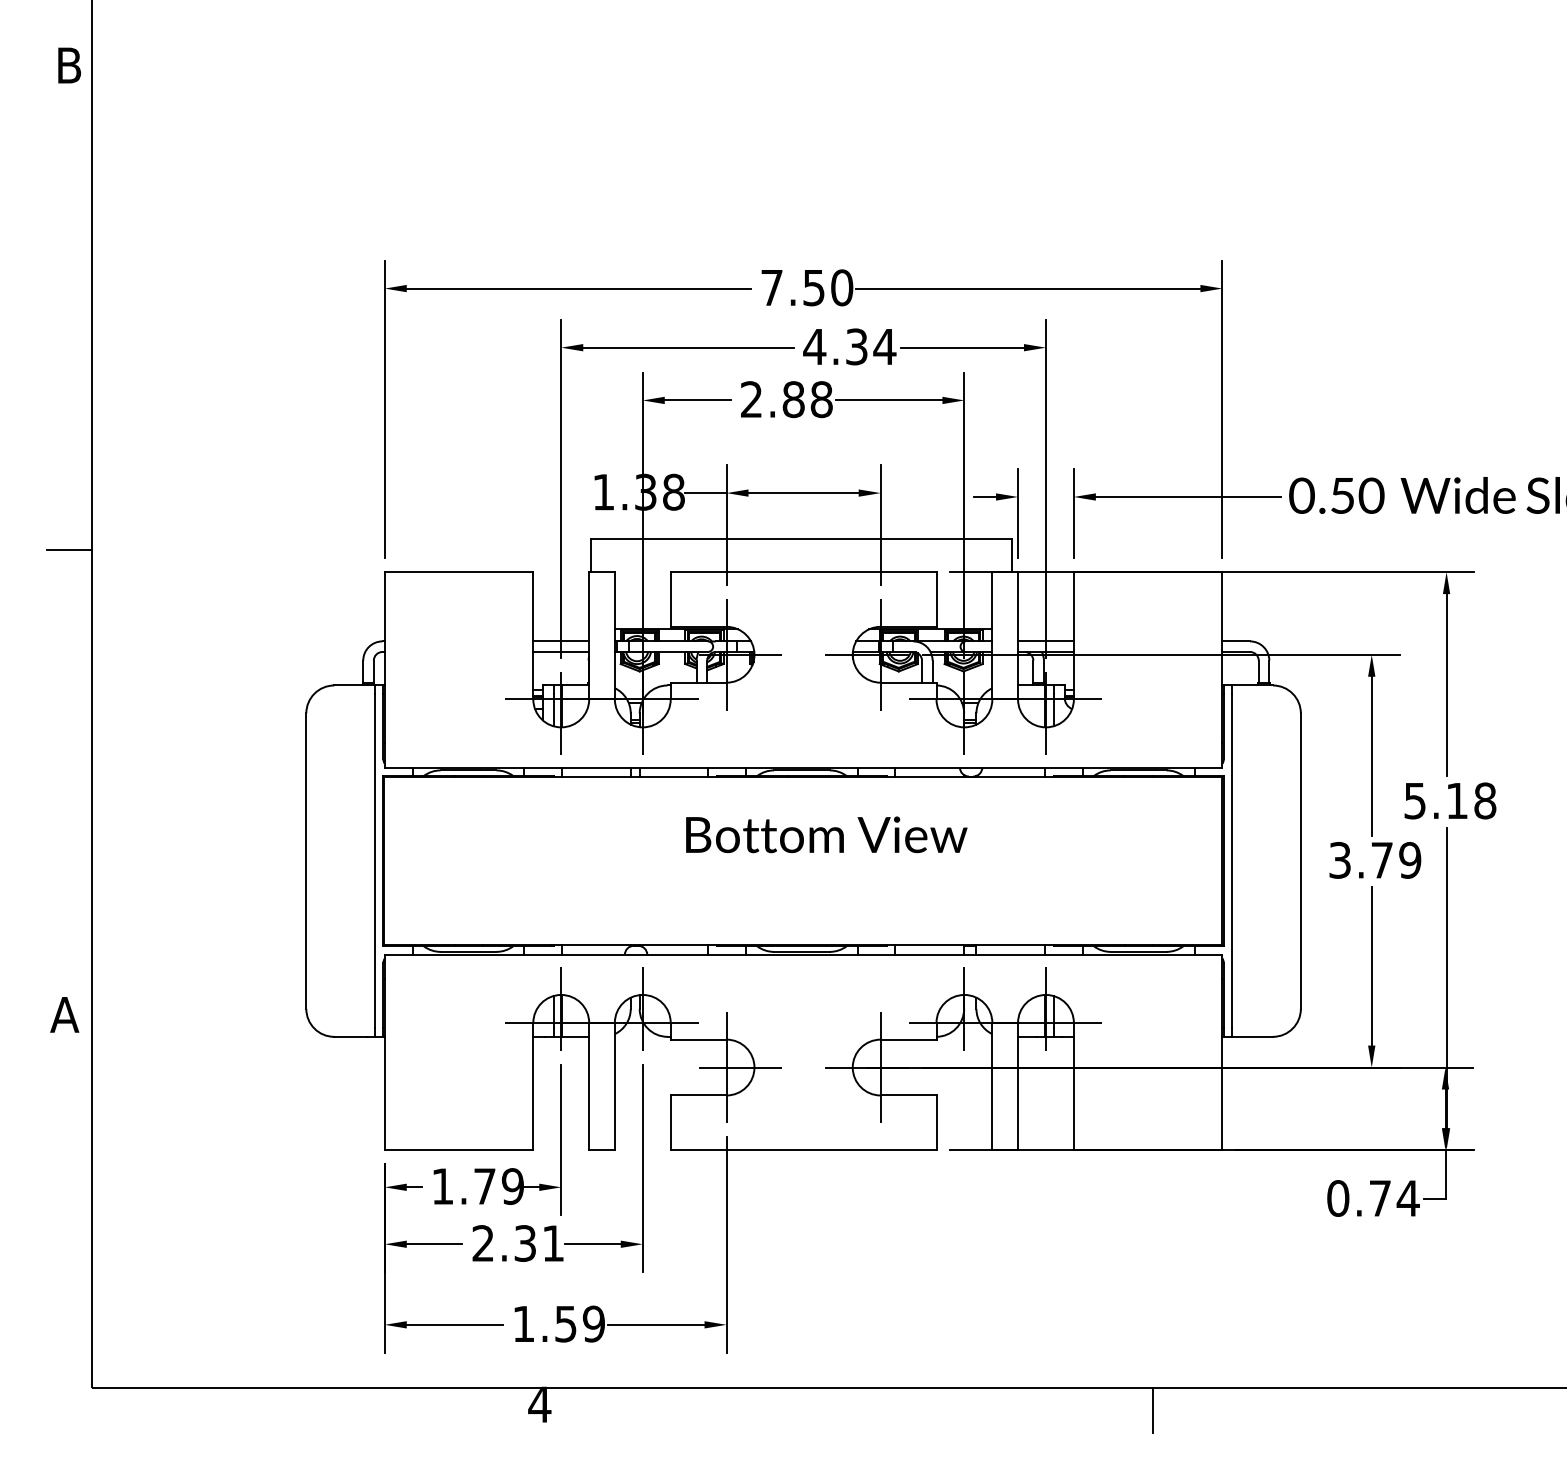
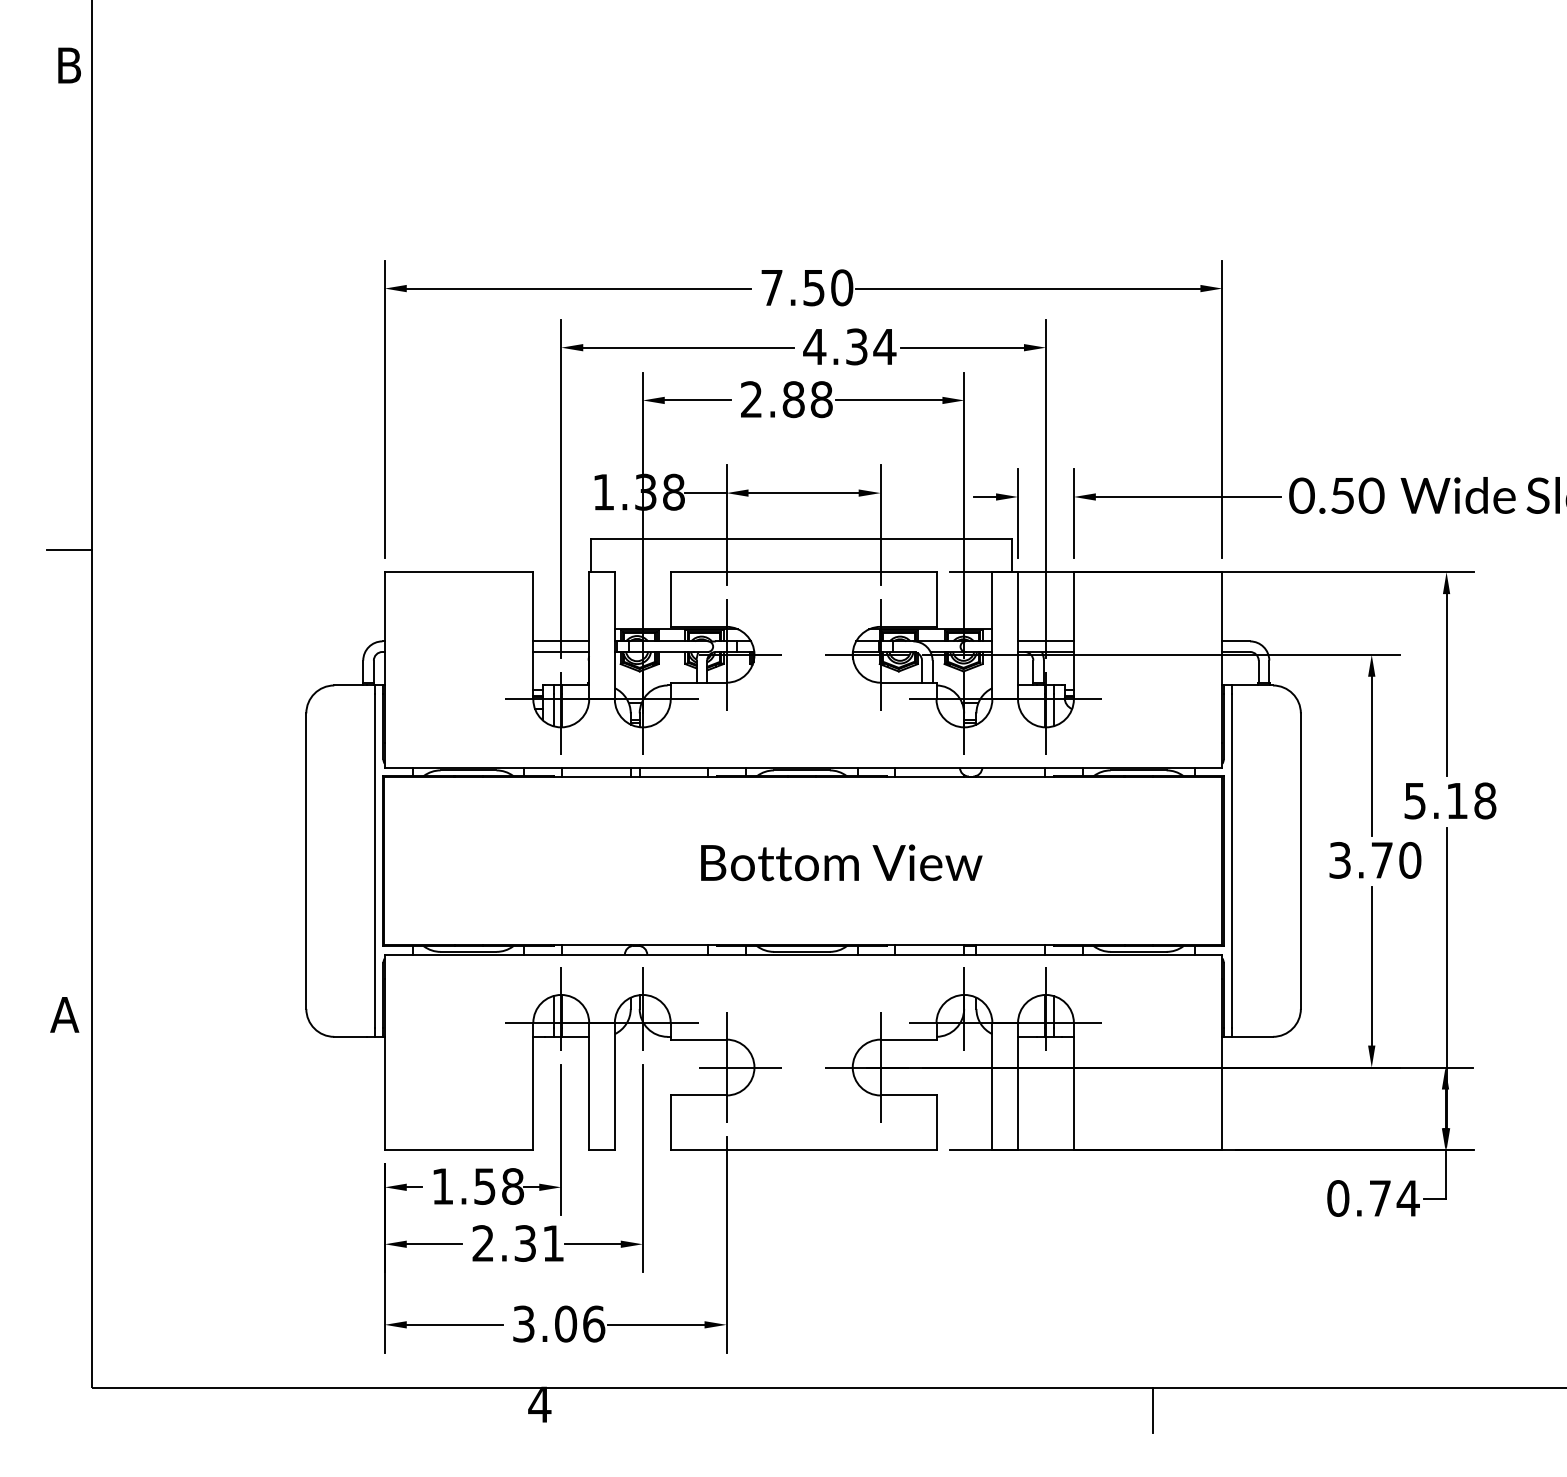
text position: (826, 834) -> (841, 862) (841, 862)
text: 3.79 -> 3.70 (1410, 860)
text: 1.79 -> 1.58 (499, 1186)
text: 1.59 -> 3.06 (559, 1323)
